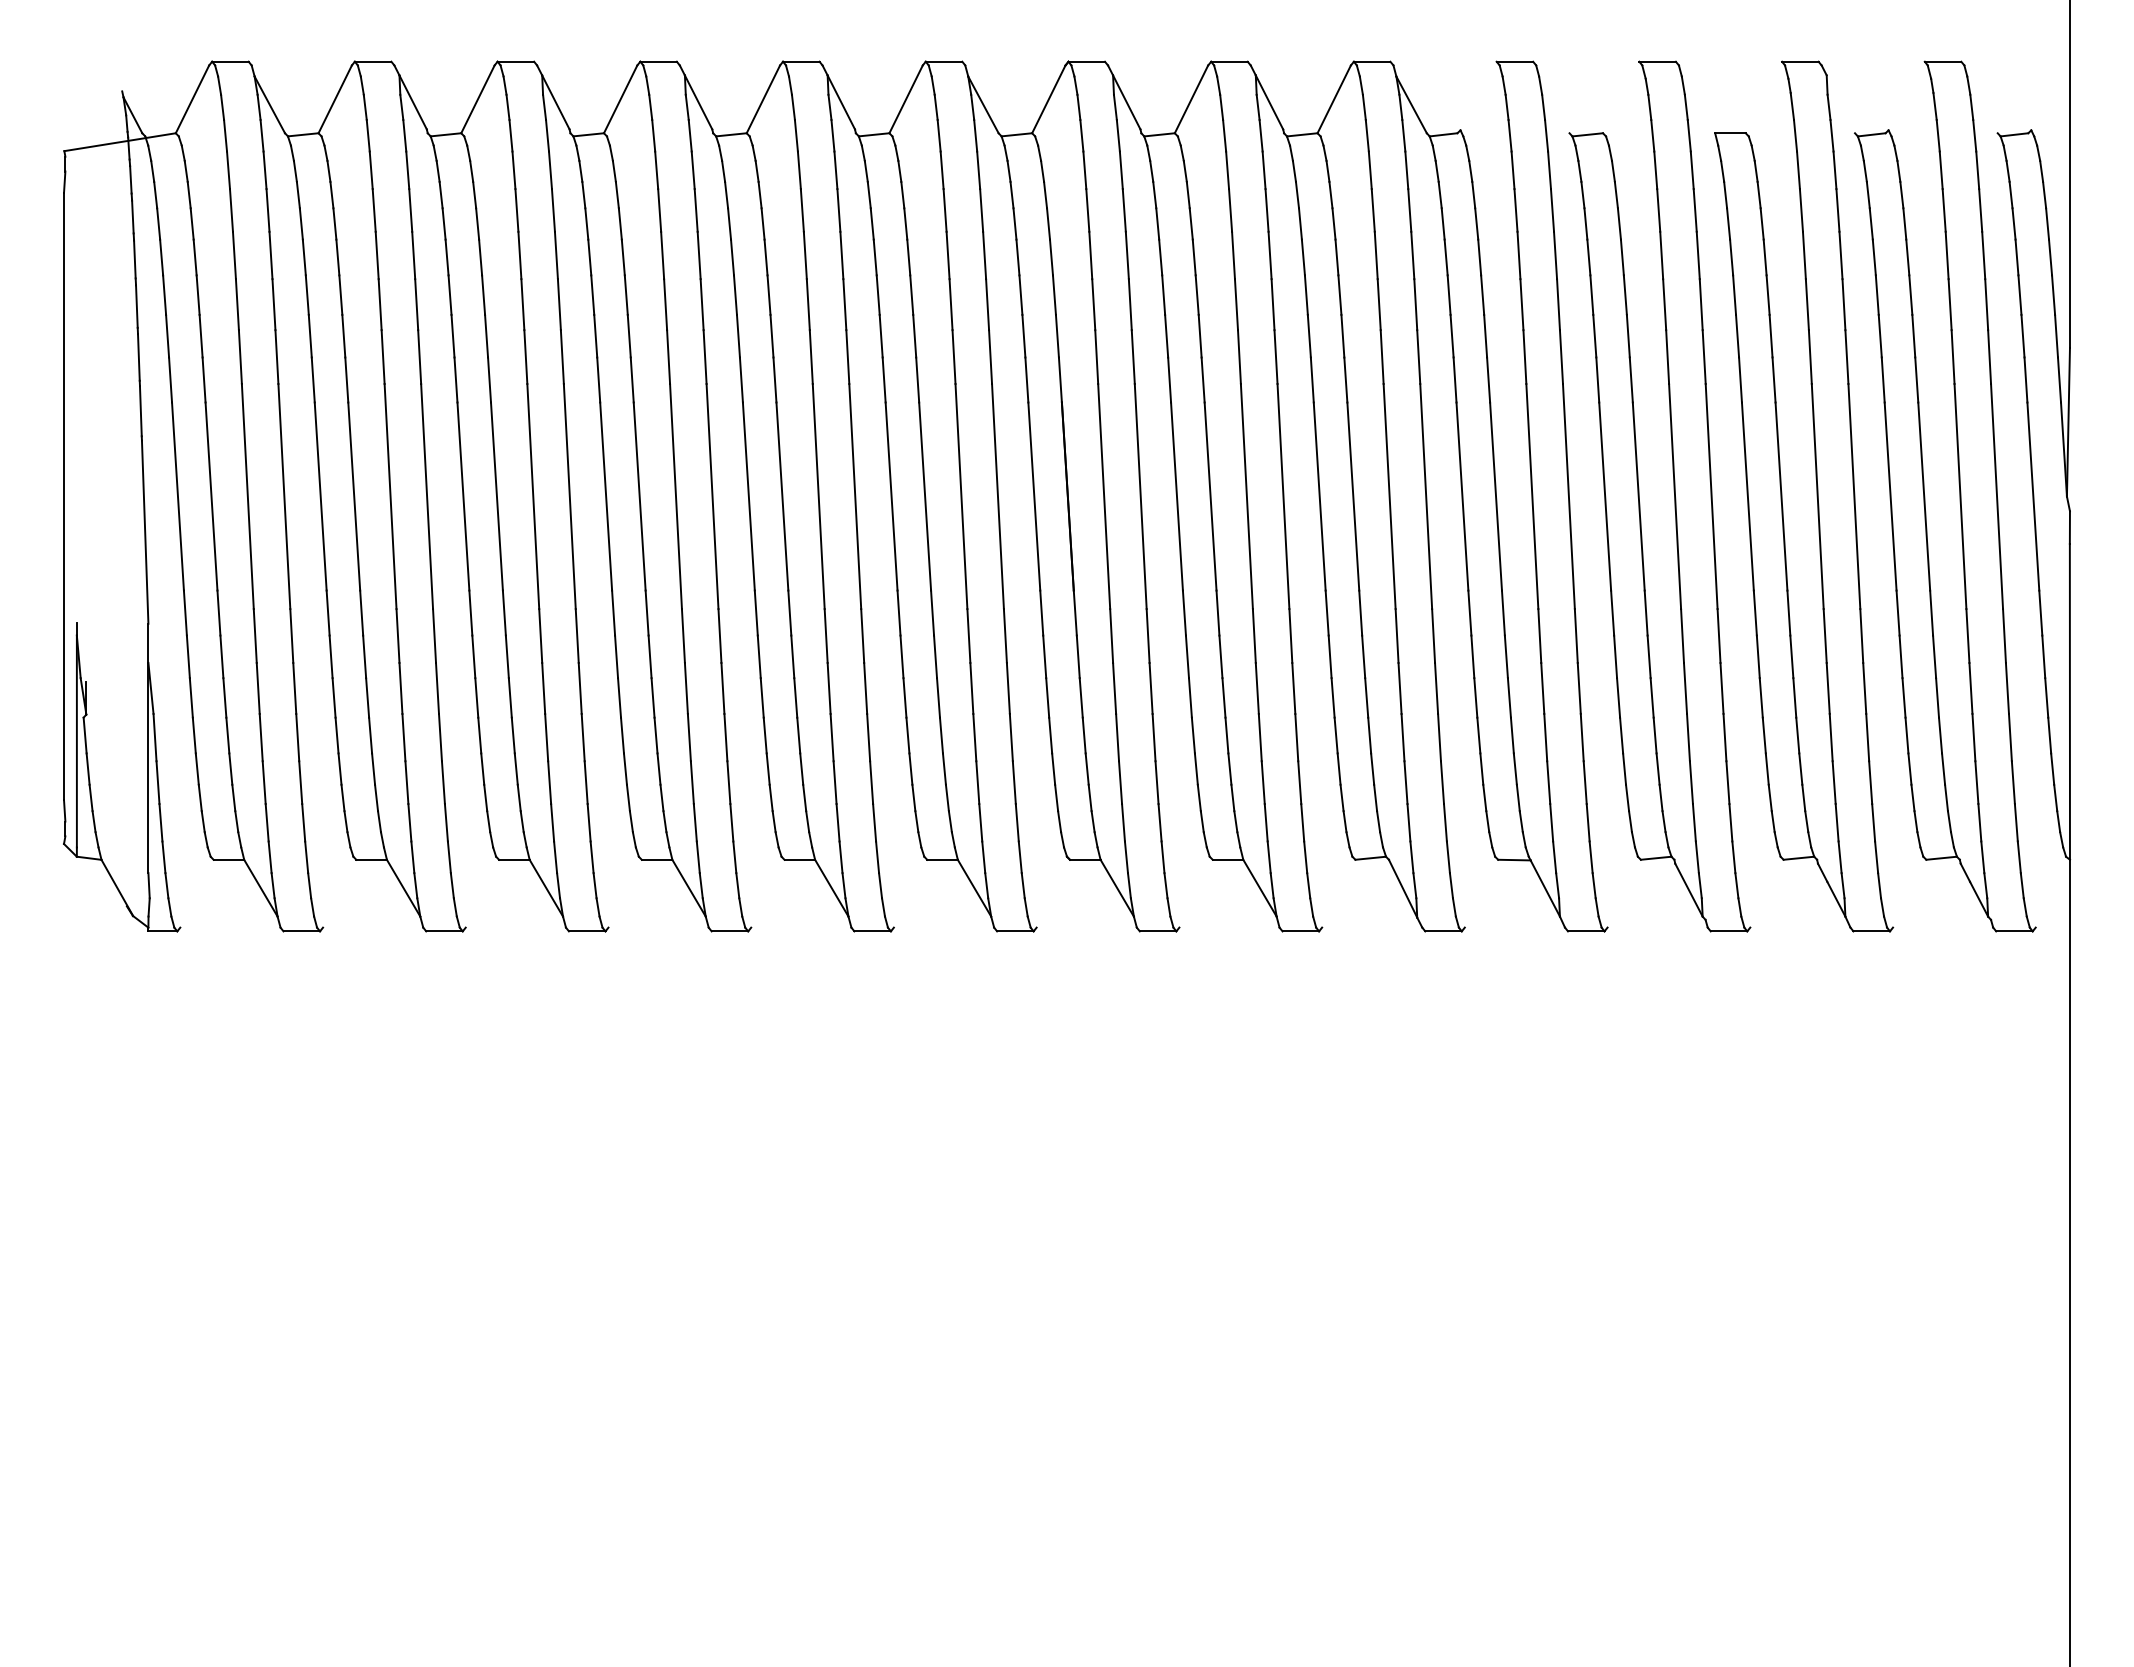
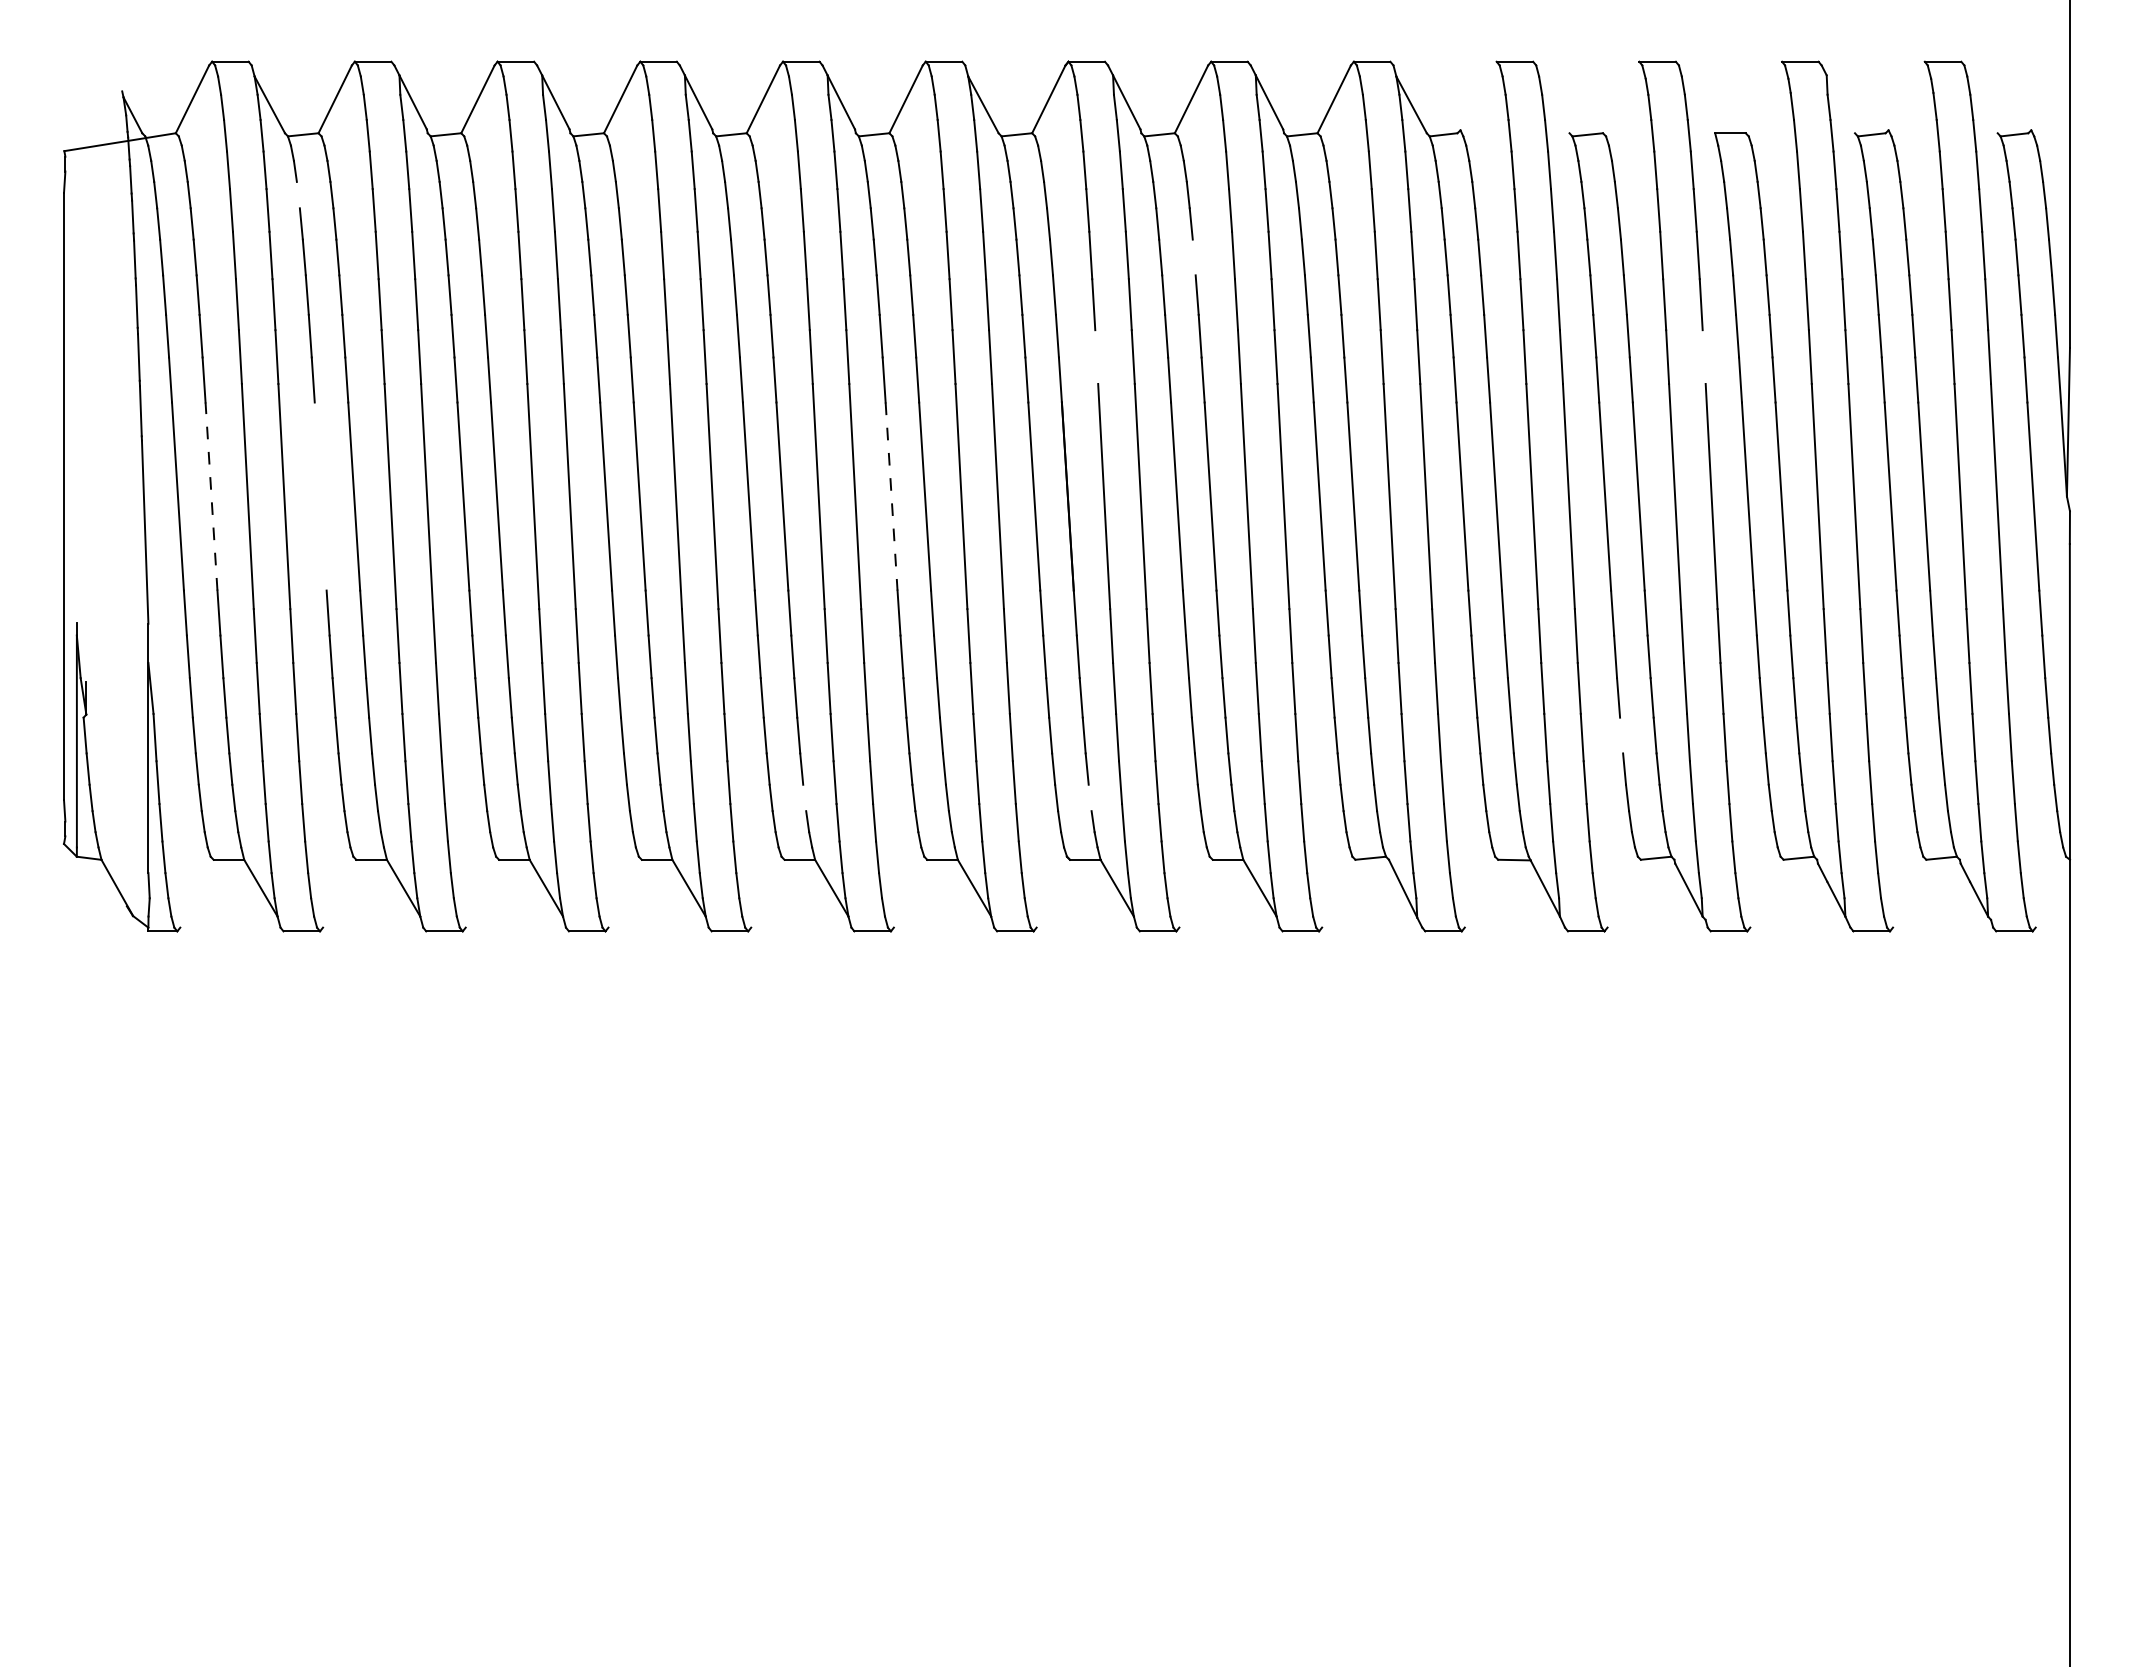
line: present -> none (297, 194)
line: present -> none (1193, 257)
line: present -> none (1096, 356)
line: present -> none (1703, 356)
line: solid -> dashed (211, 496)
line: present -> none (320, 496)
line: solid -> dashed (891, 497)
line: present -> none (1621, 735)
line: present -> none (804, 797)
line: present -> none (1089, 797)
